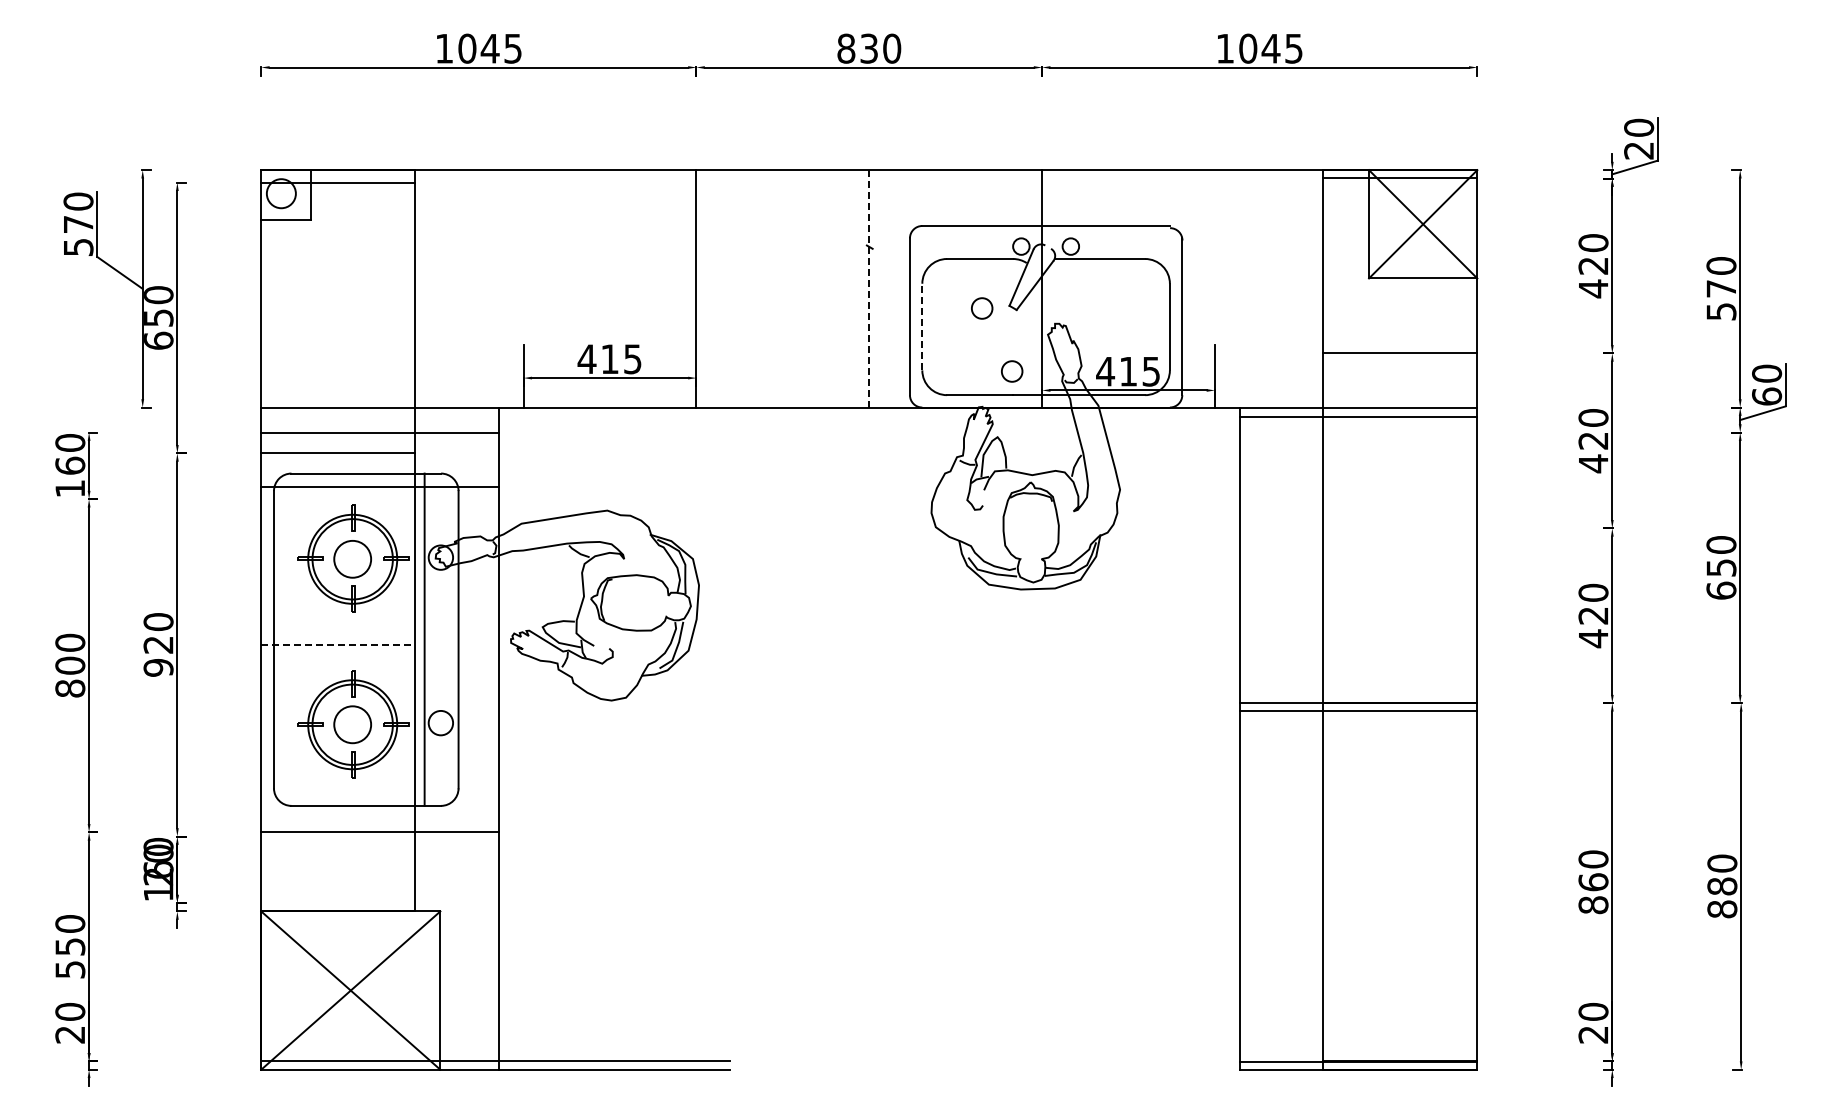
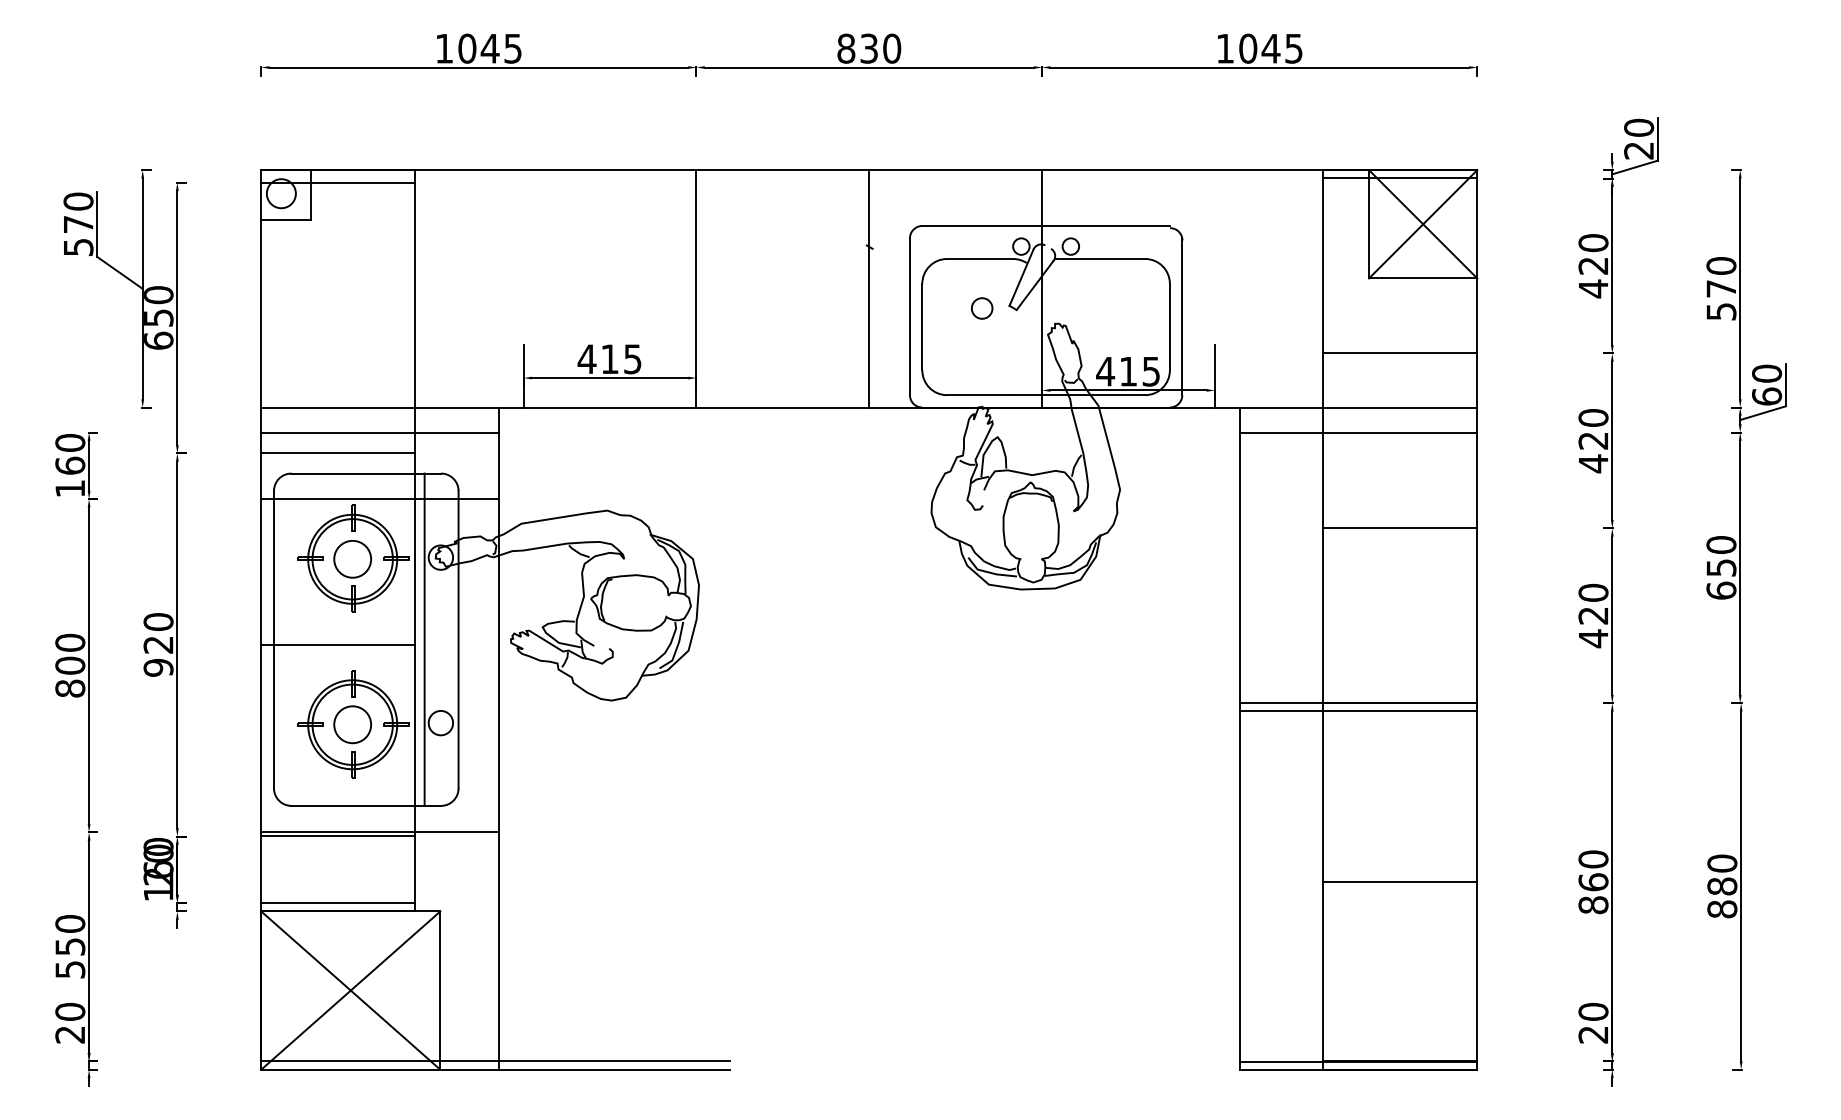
line: dashed -> solid (869, 288)
line: dashed -> solid (922, 326)
circle: present -> none (1012, 371)
line position: (1358, 416) -> (1358, 432) (1358, 432)
line position: (379, 487) -> (379, 499) (379, 499)
line: none -> present (1400, 528)
line: dashed -> solid (338, 644)
line: none -> present (338, 836)
line: none -> present (1400, 882)
line: none -> present (338, 903)
